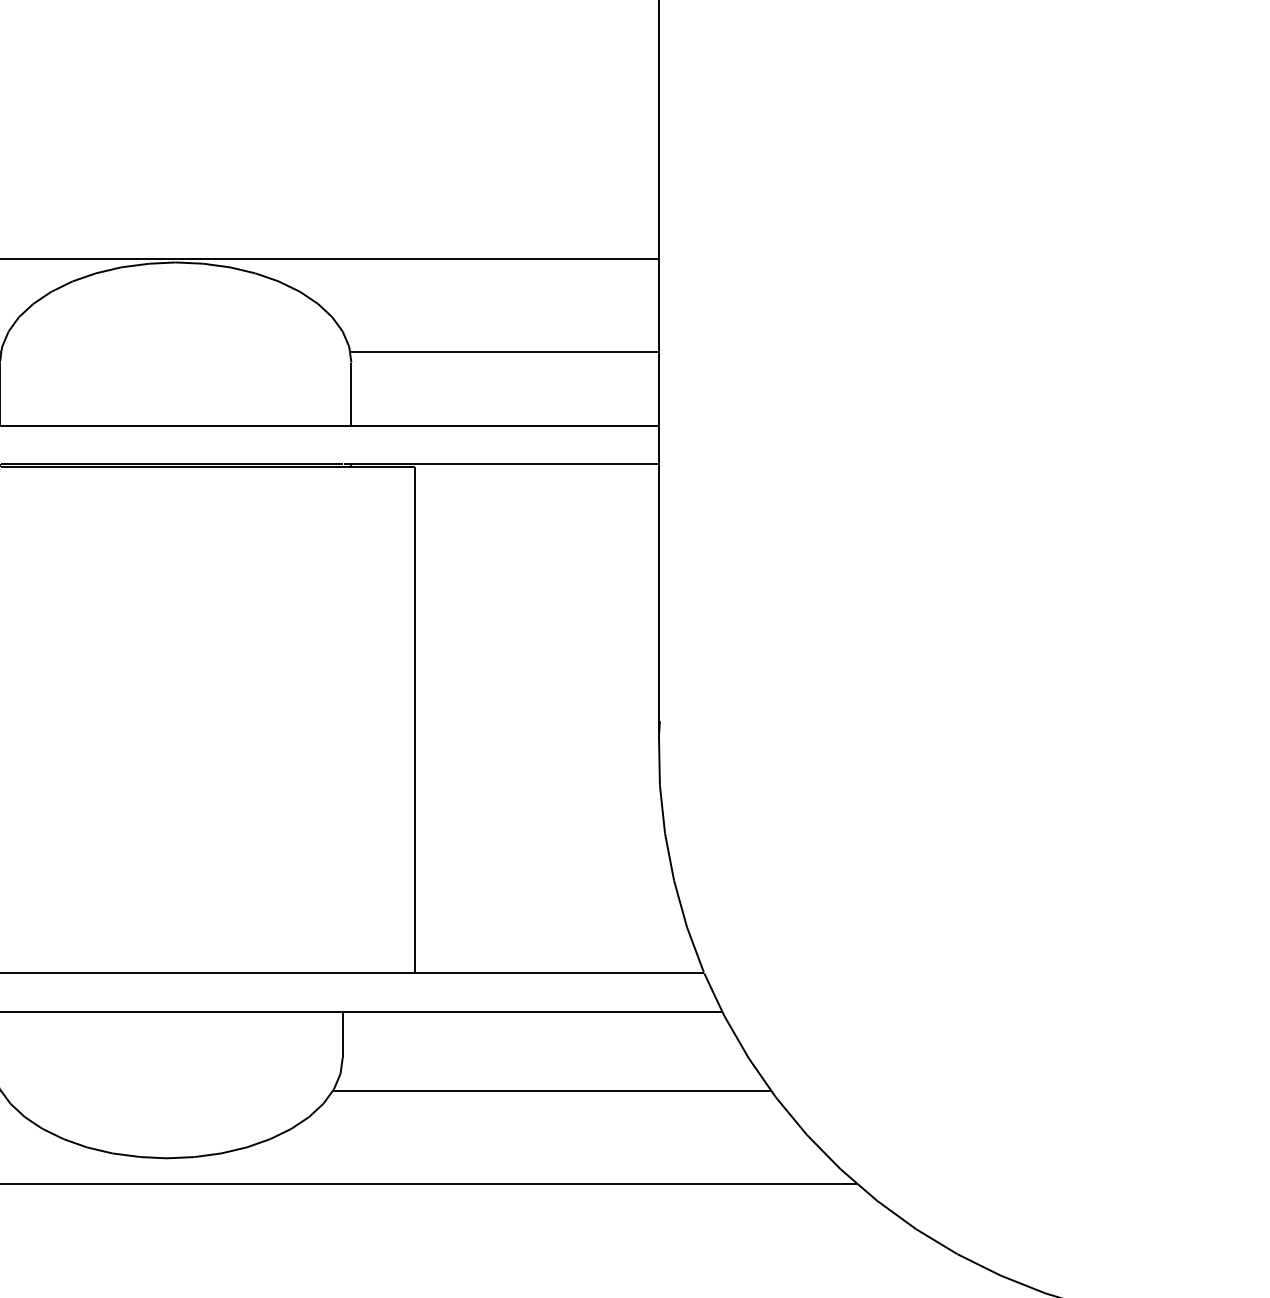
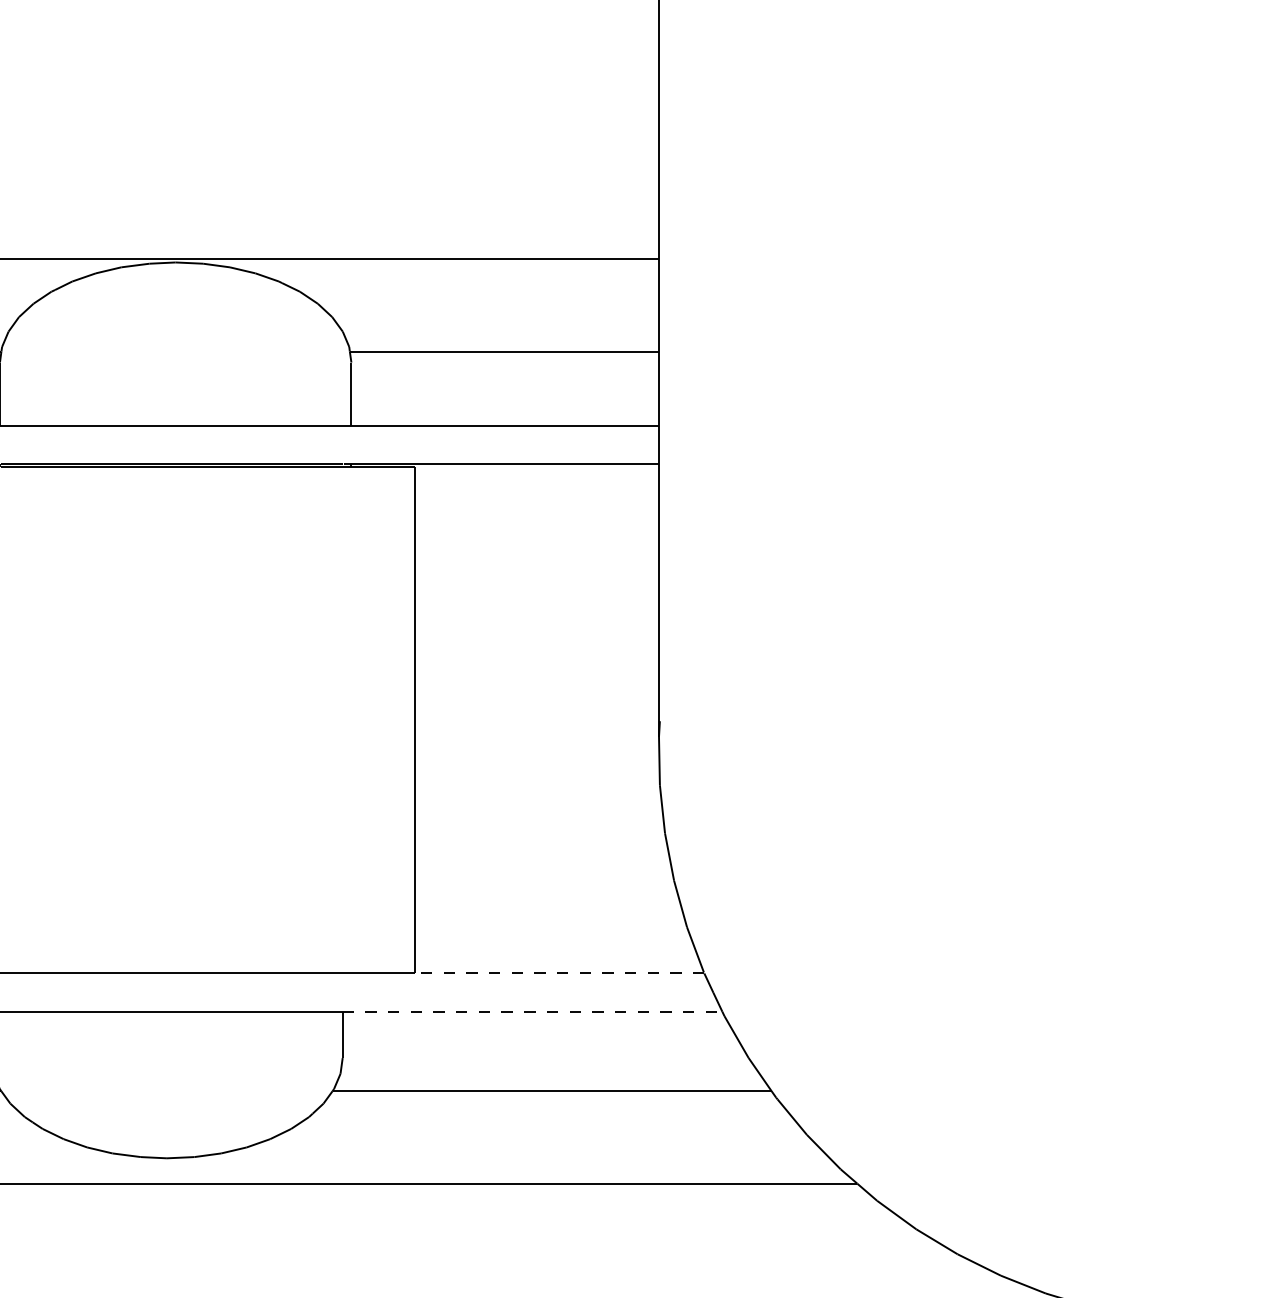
line: solid -> dashed (559, 973)
line: solid -> dashed (532, 1011)
